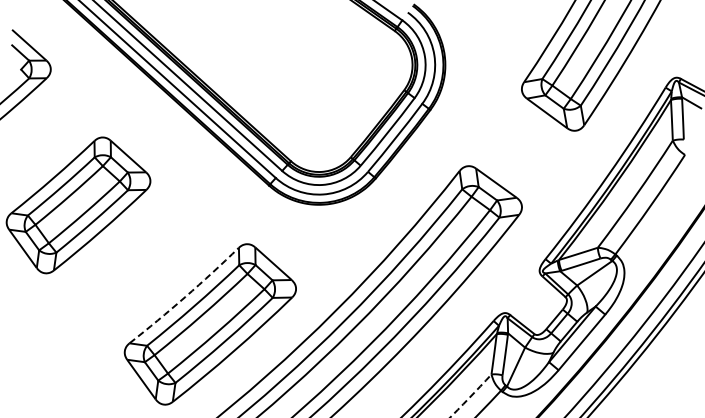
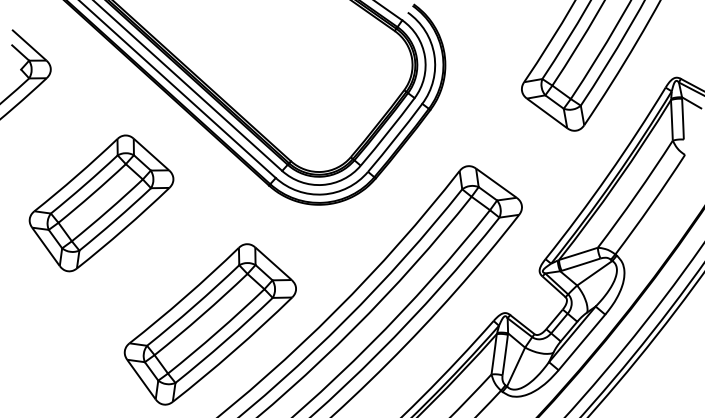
part position: (78, 205) -> (101, 203) (101, 203)
arc: dashed -> solid (185, 296)
arc: dashed -> solid (471, 396)
